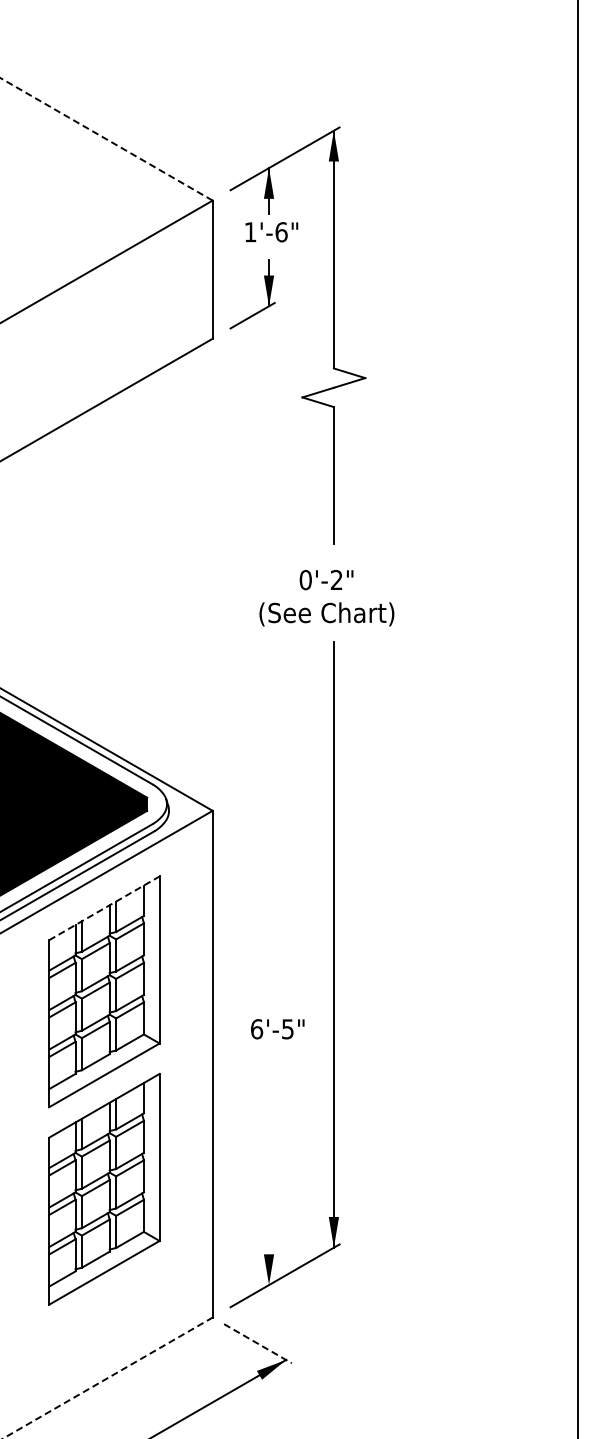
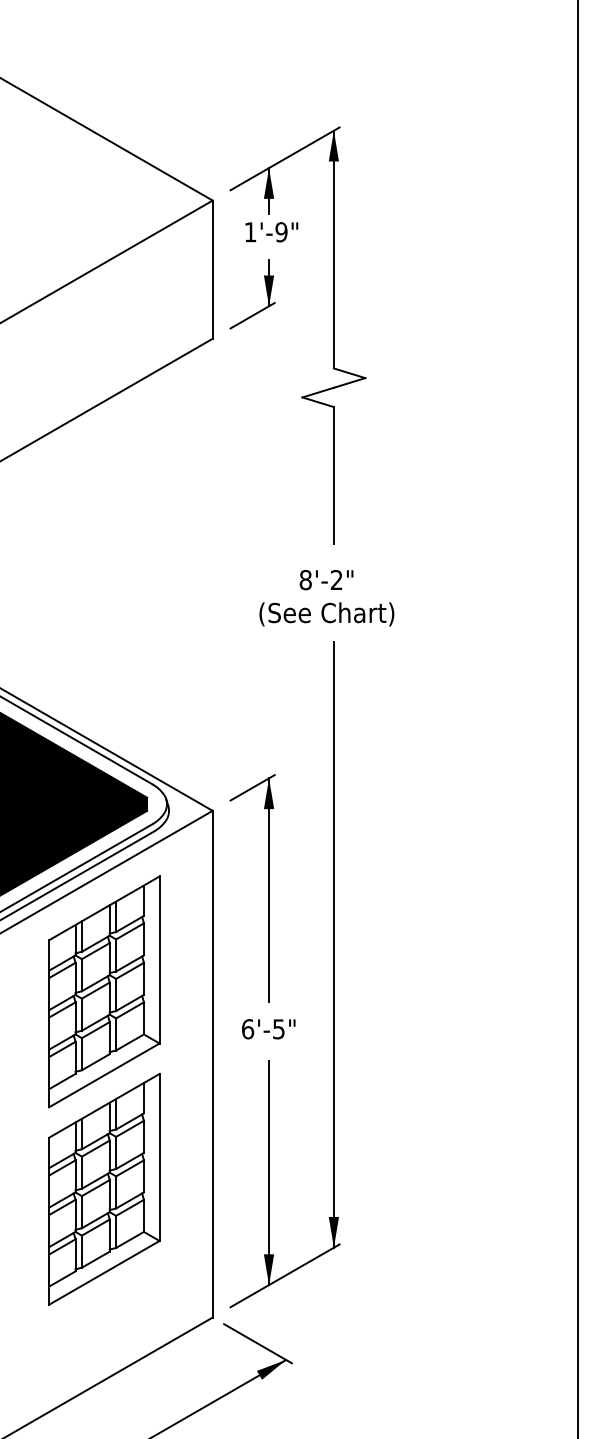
line: dashed -> solid (106, 139)
text: 1'-6" -> 1'-9" (281, 232)
text: 0'-2" -> 8'-2" (305, 579)
part: none -> present (268, 888)
line: dashed -> solid (104, 908)
text position: (277, 1029) -> (268, 1029) (268, 1029)
line: none -> present (269, 1173)
line: dashed -> solid (258, 1343)
line: dashed -> solid (108, 1378)
